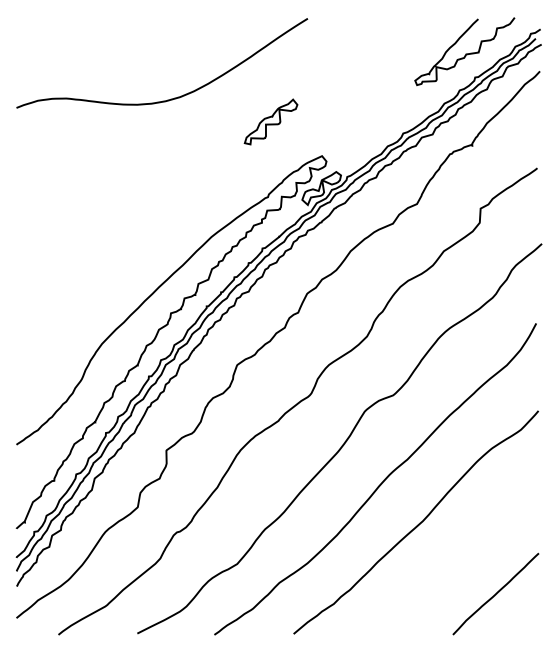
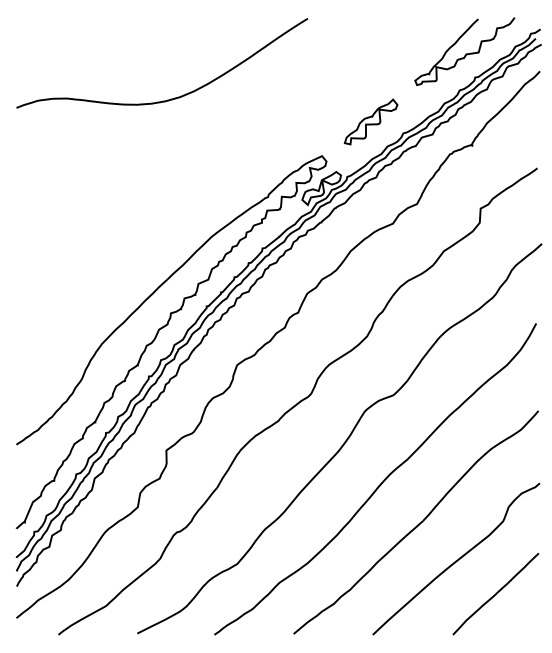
part position: (270, 121) -> (370, 121) (370, 121)
curve: none -> present (457, 559)
